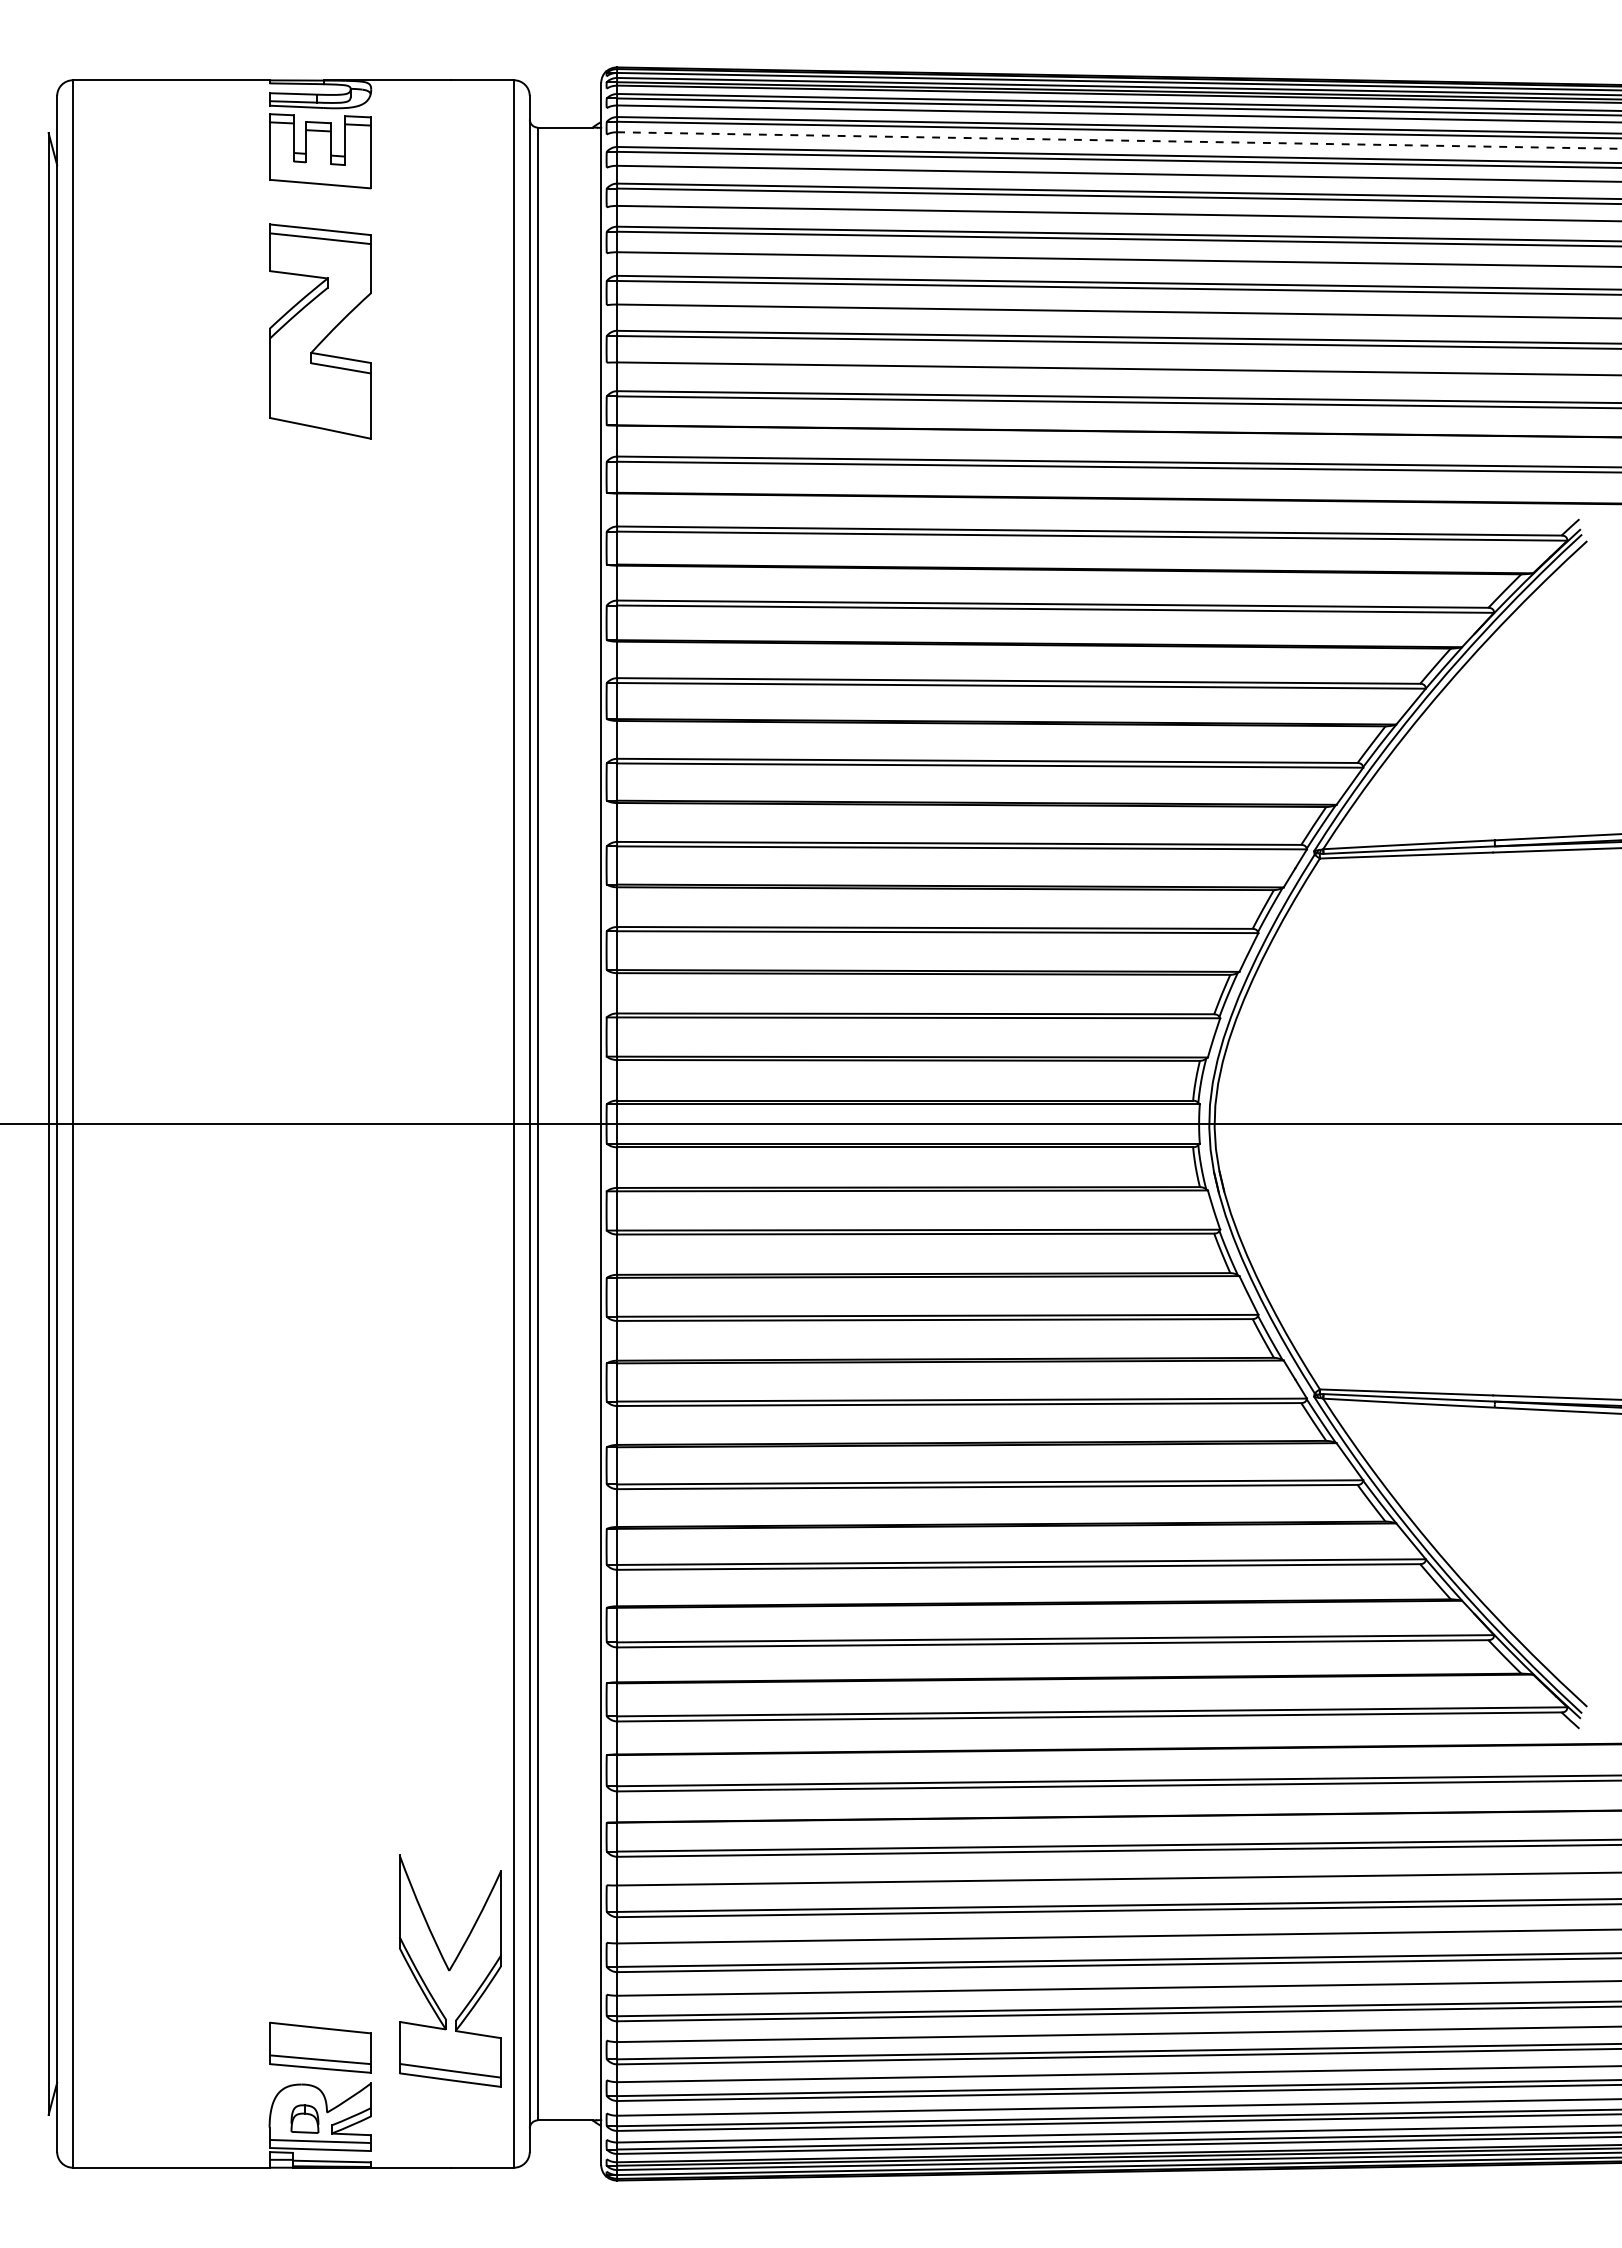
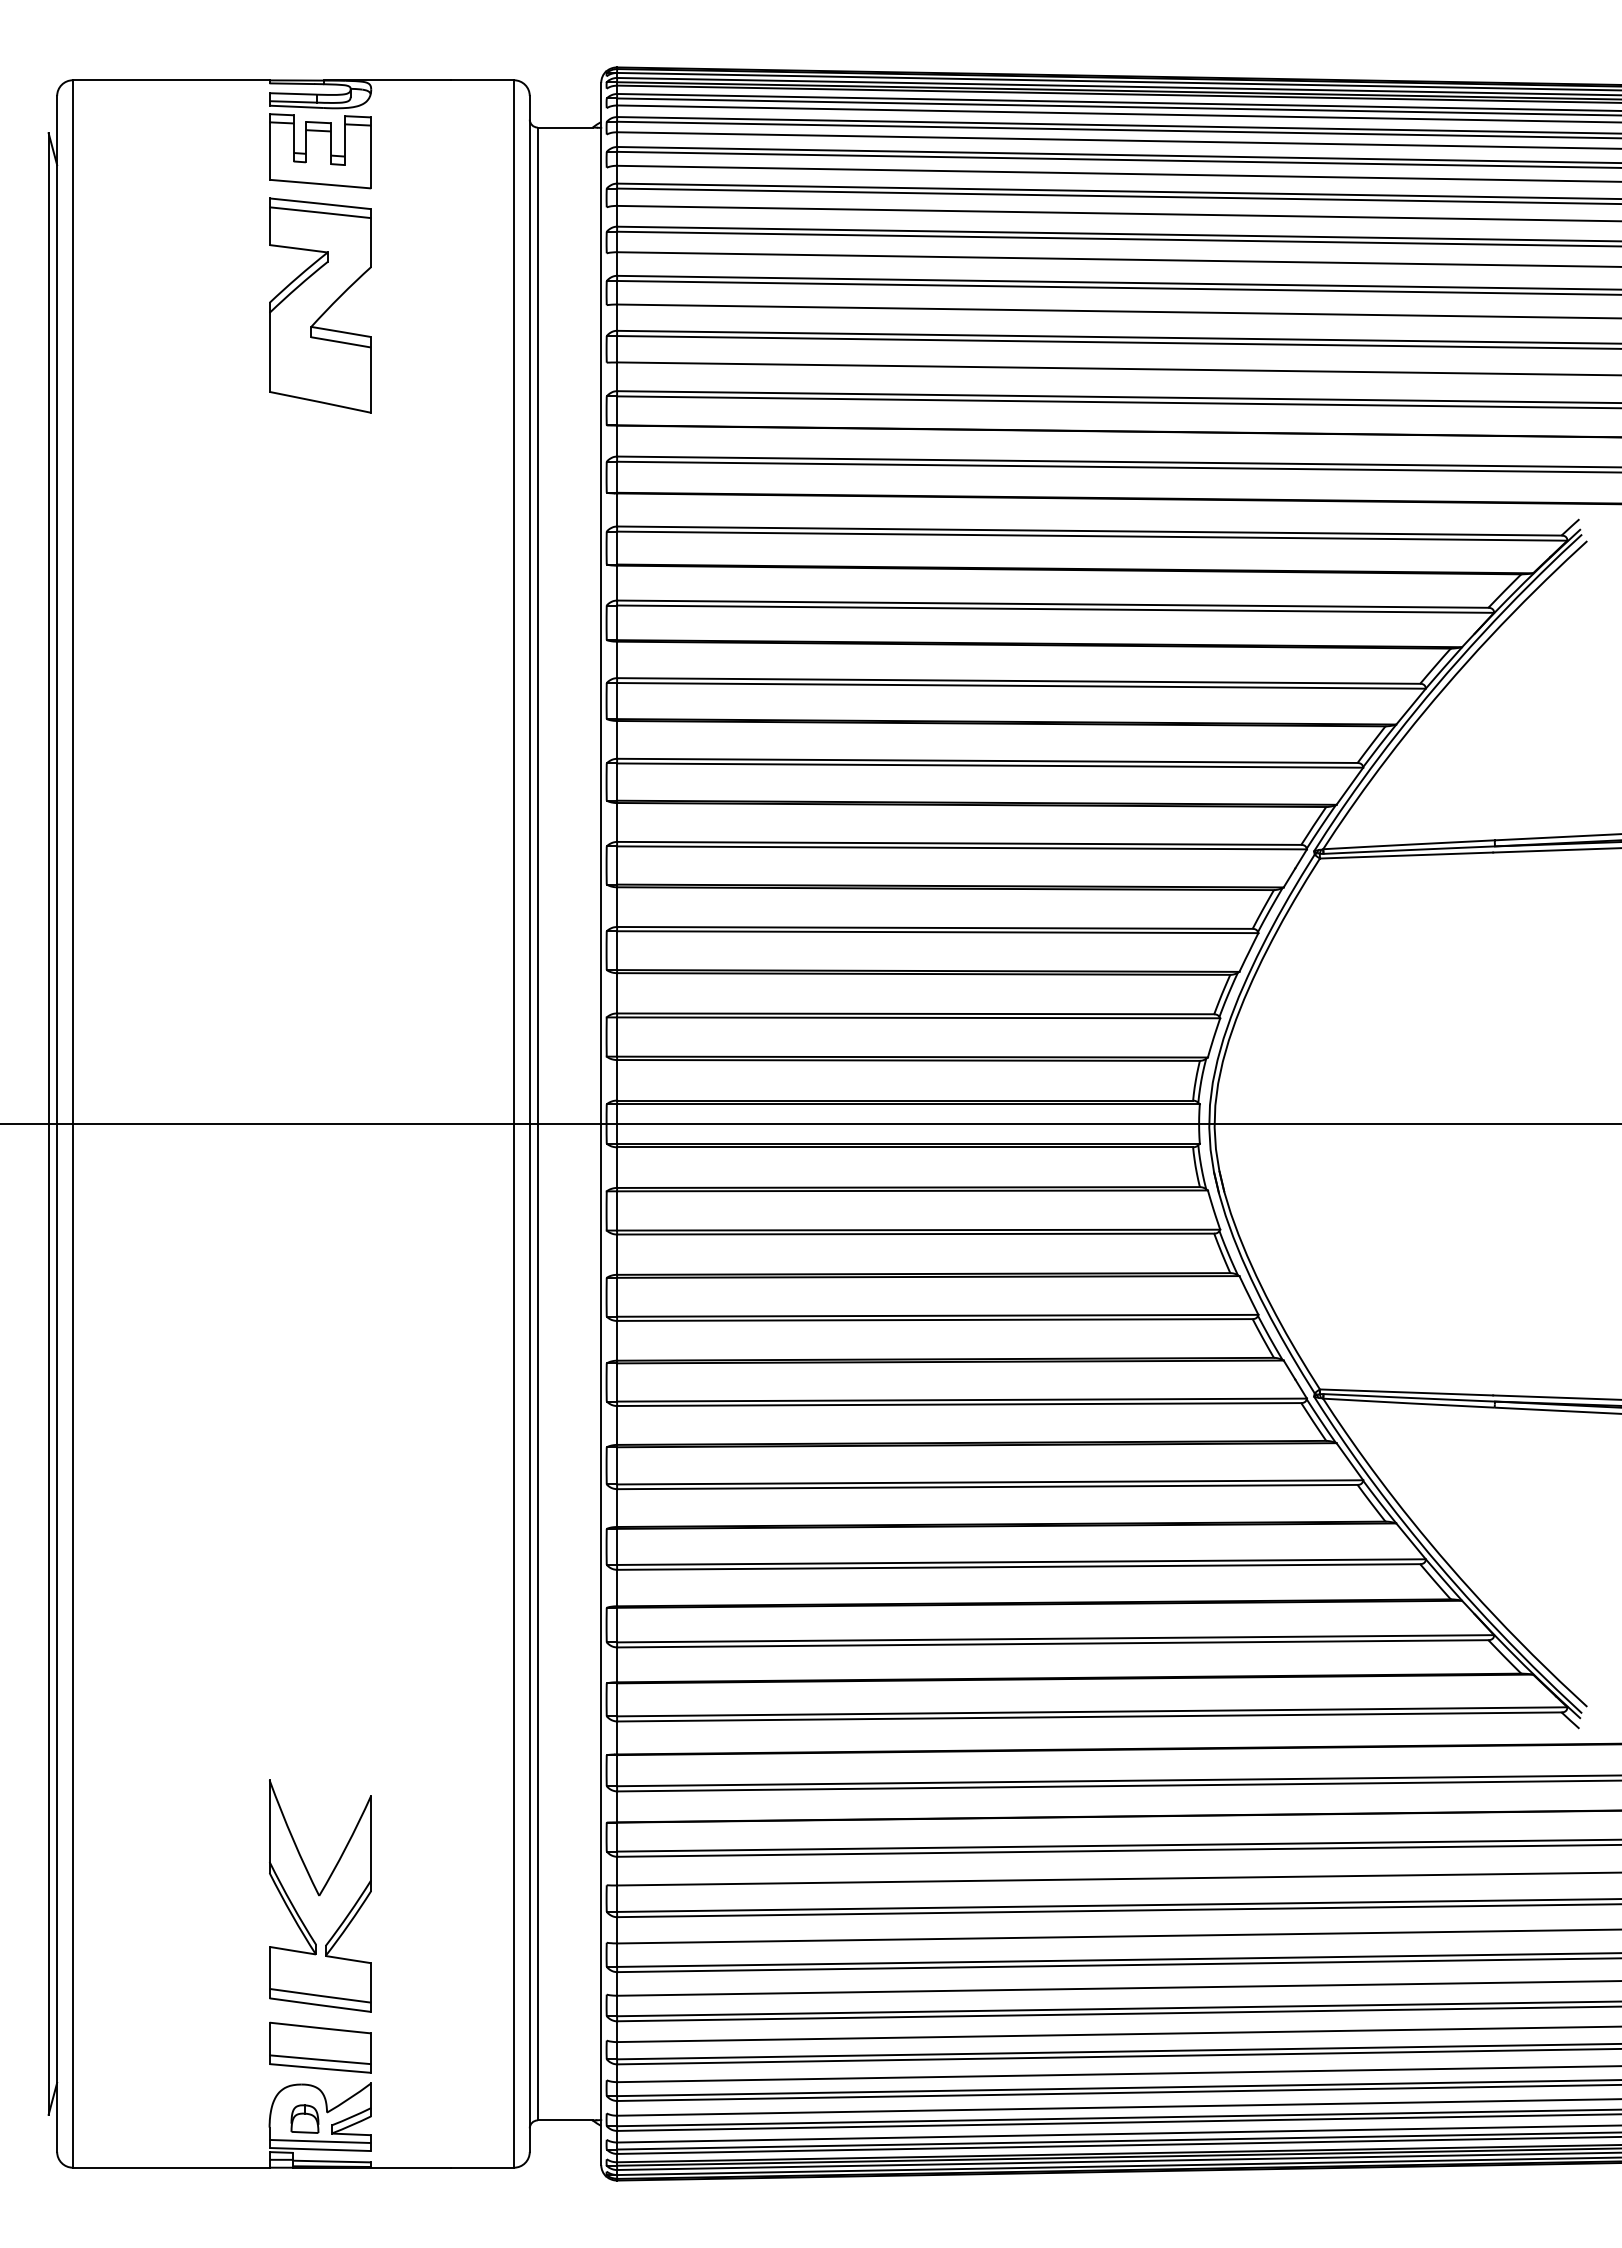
line: dashed -> solid (1119, 140)
part position: (320, 331) -> (320, 305) (320, 305)
part position: (450, 1970) -> (320, 1895) (320, 1895)
